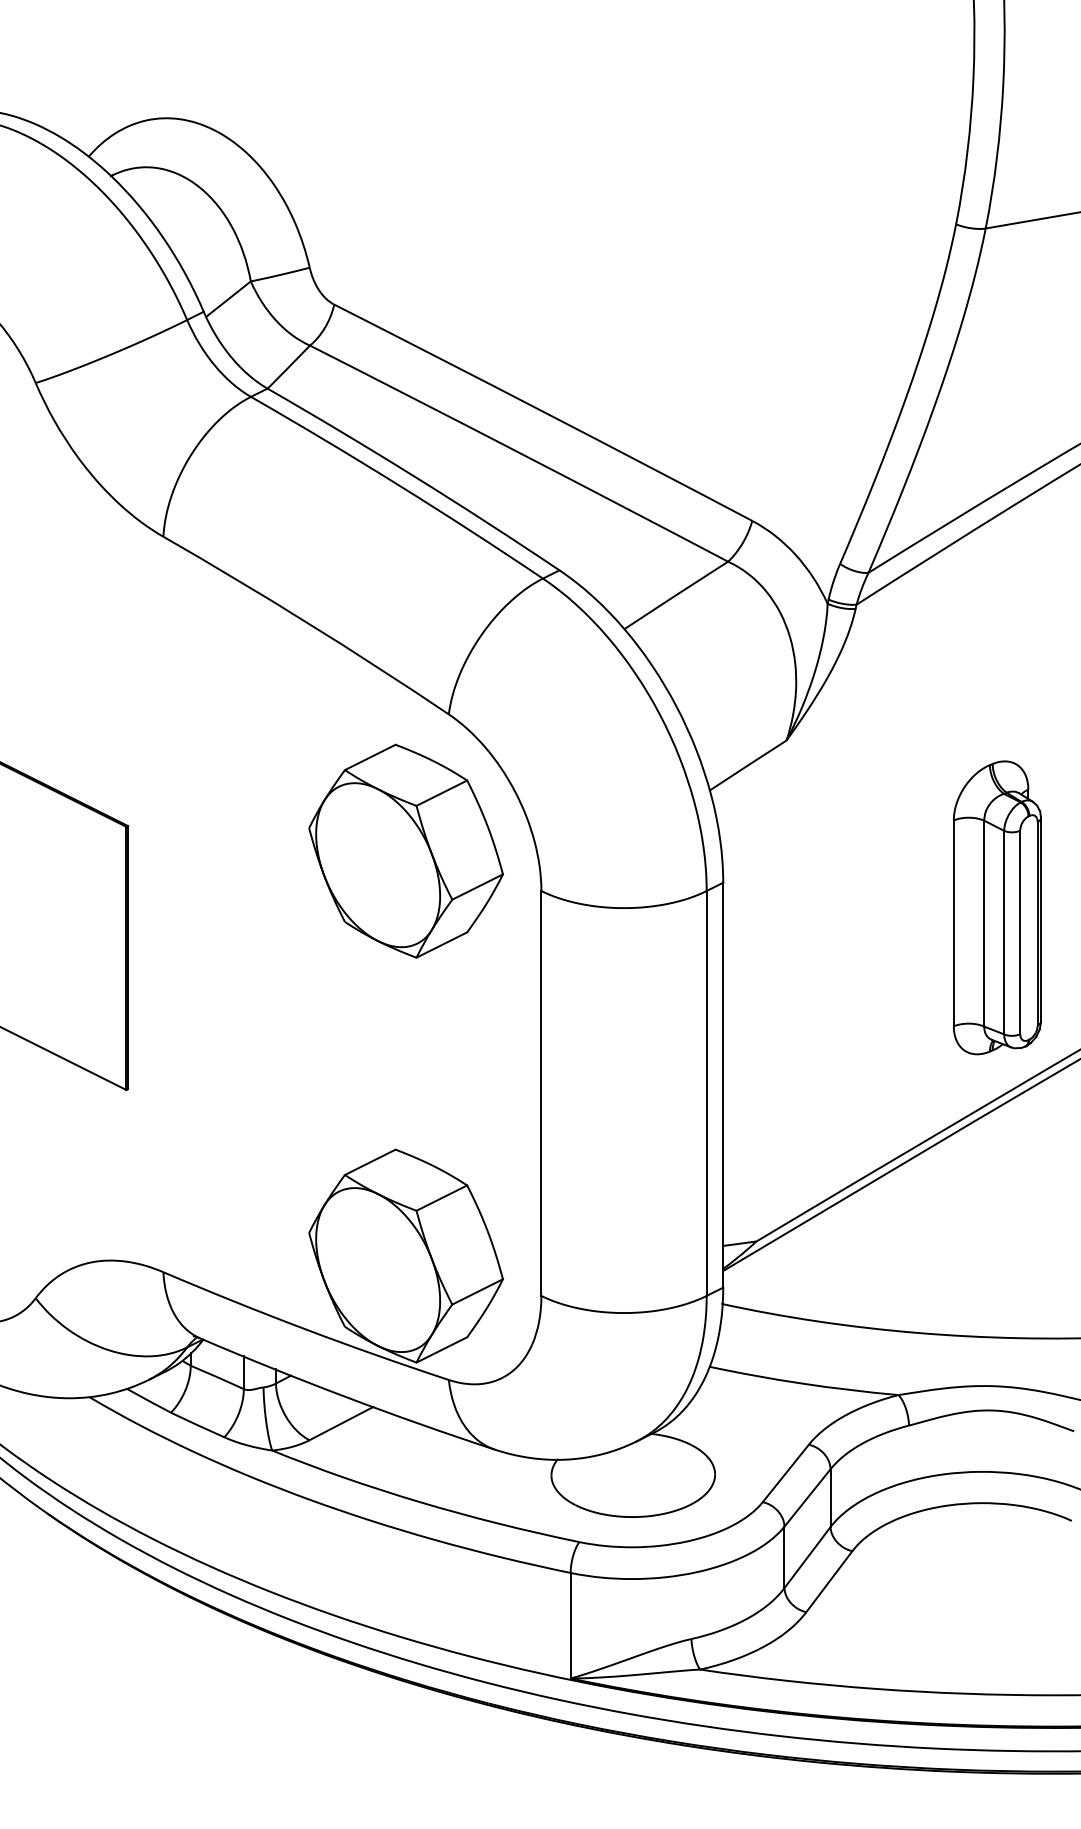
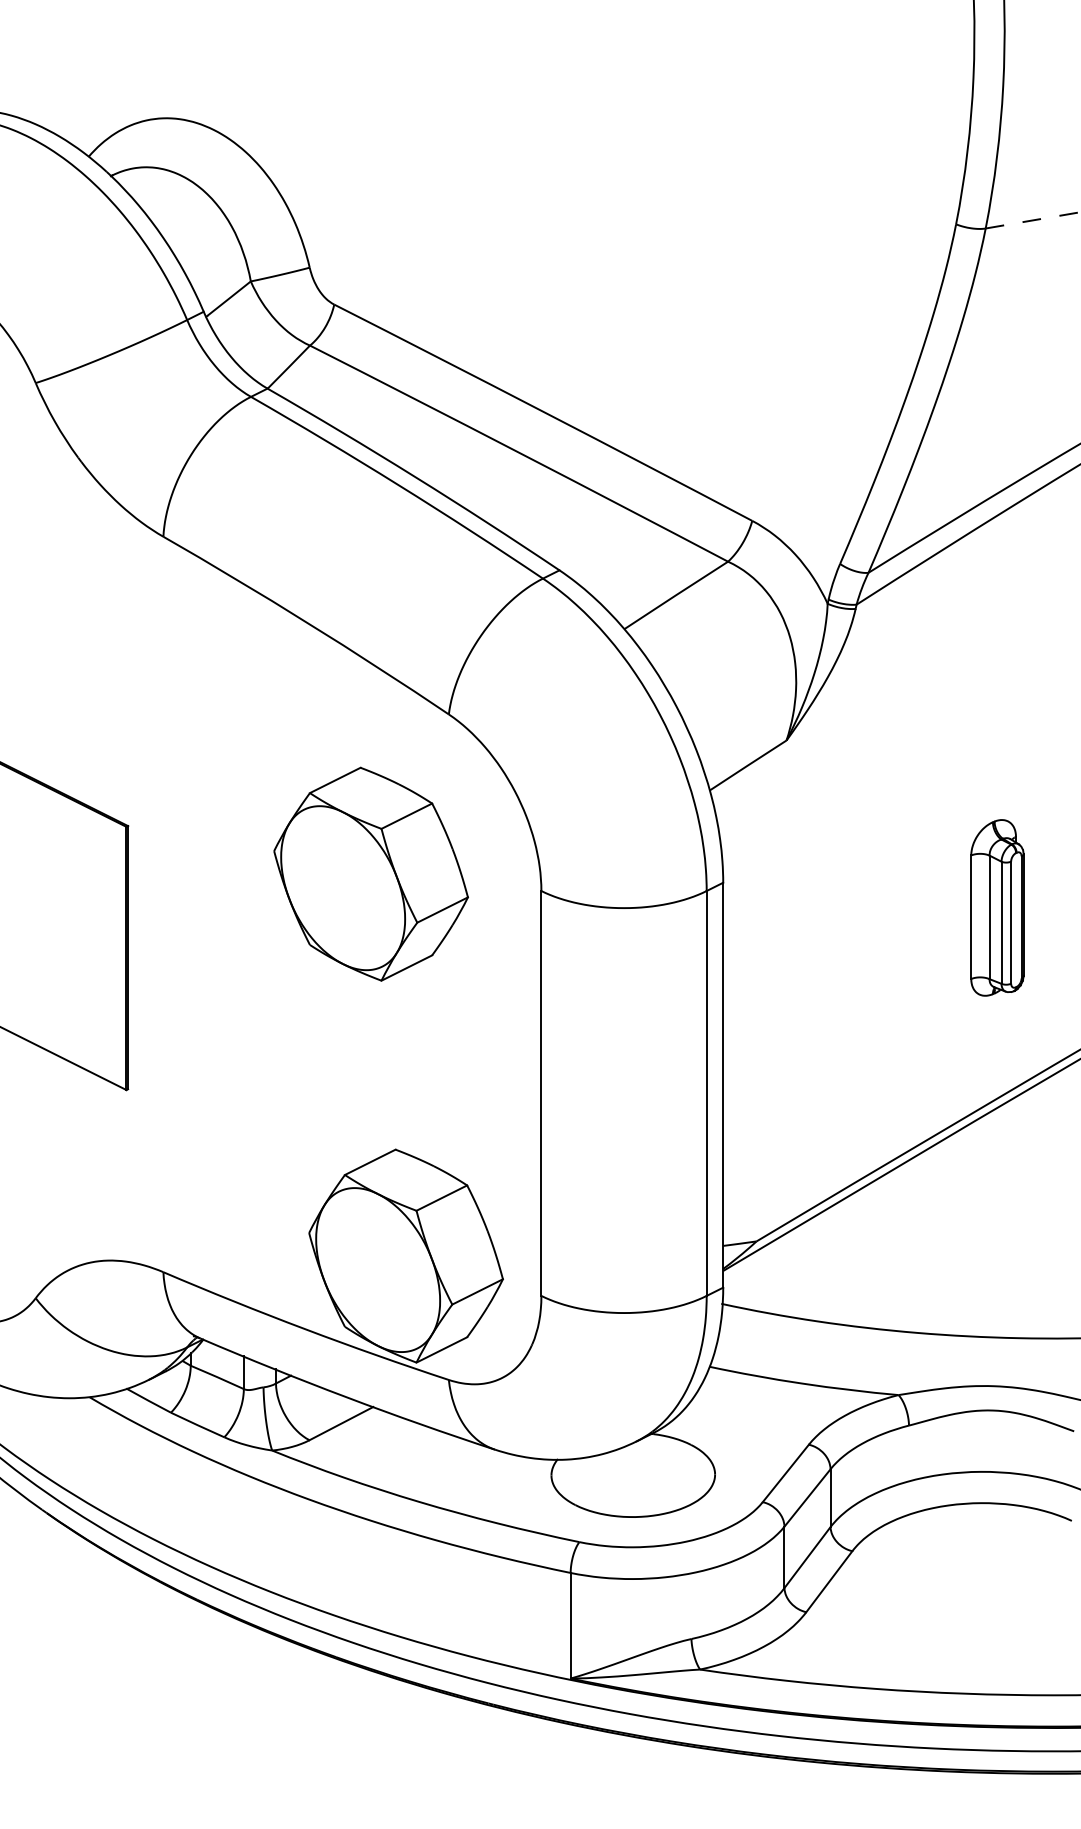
line: solid -> dashed (1032, 220)
part position: (405, 850) -> (370, 873) (370, 873)
part size: 89x296 px -> 55x178 px (997, 907)
